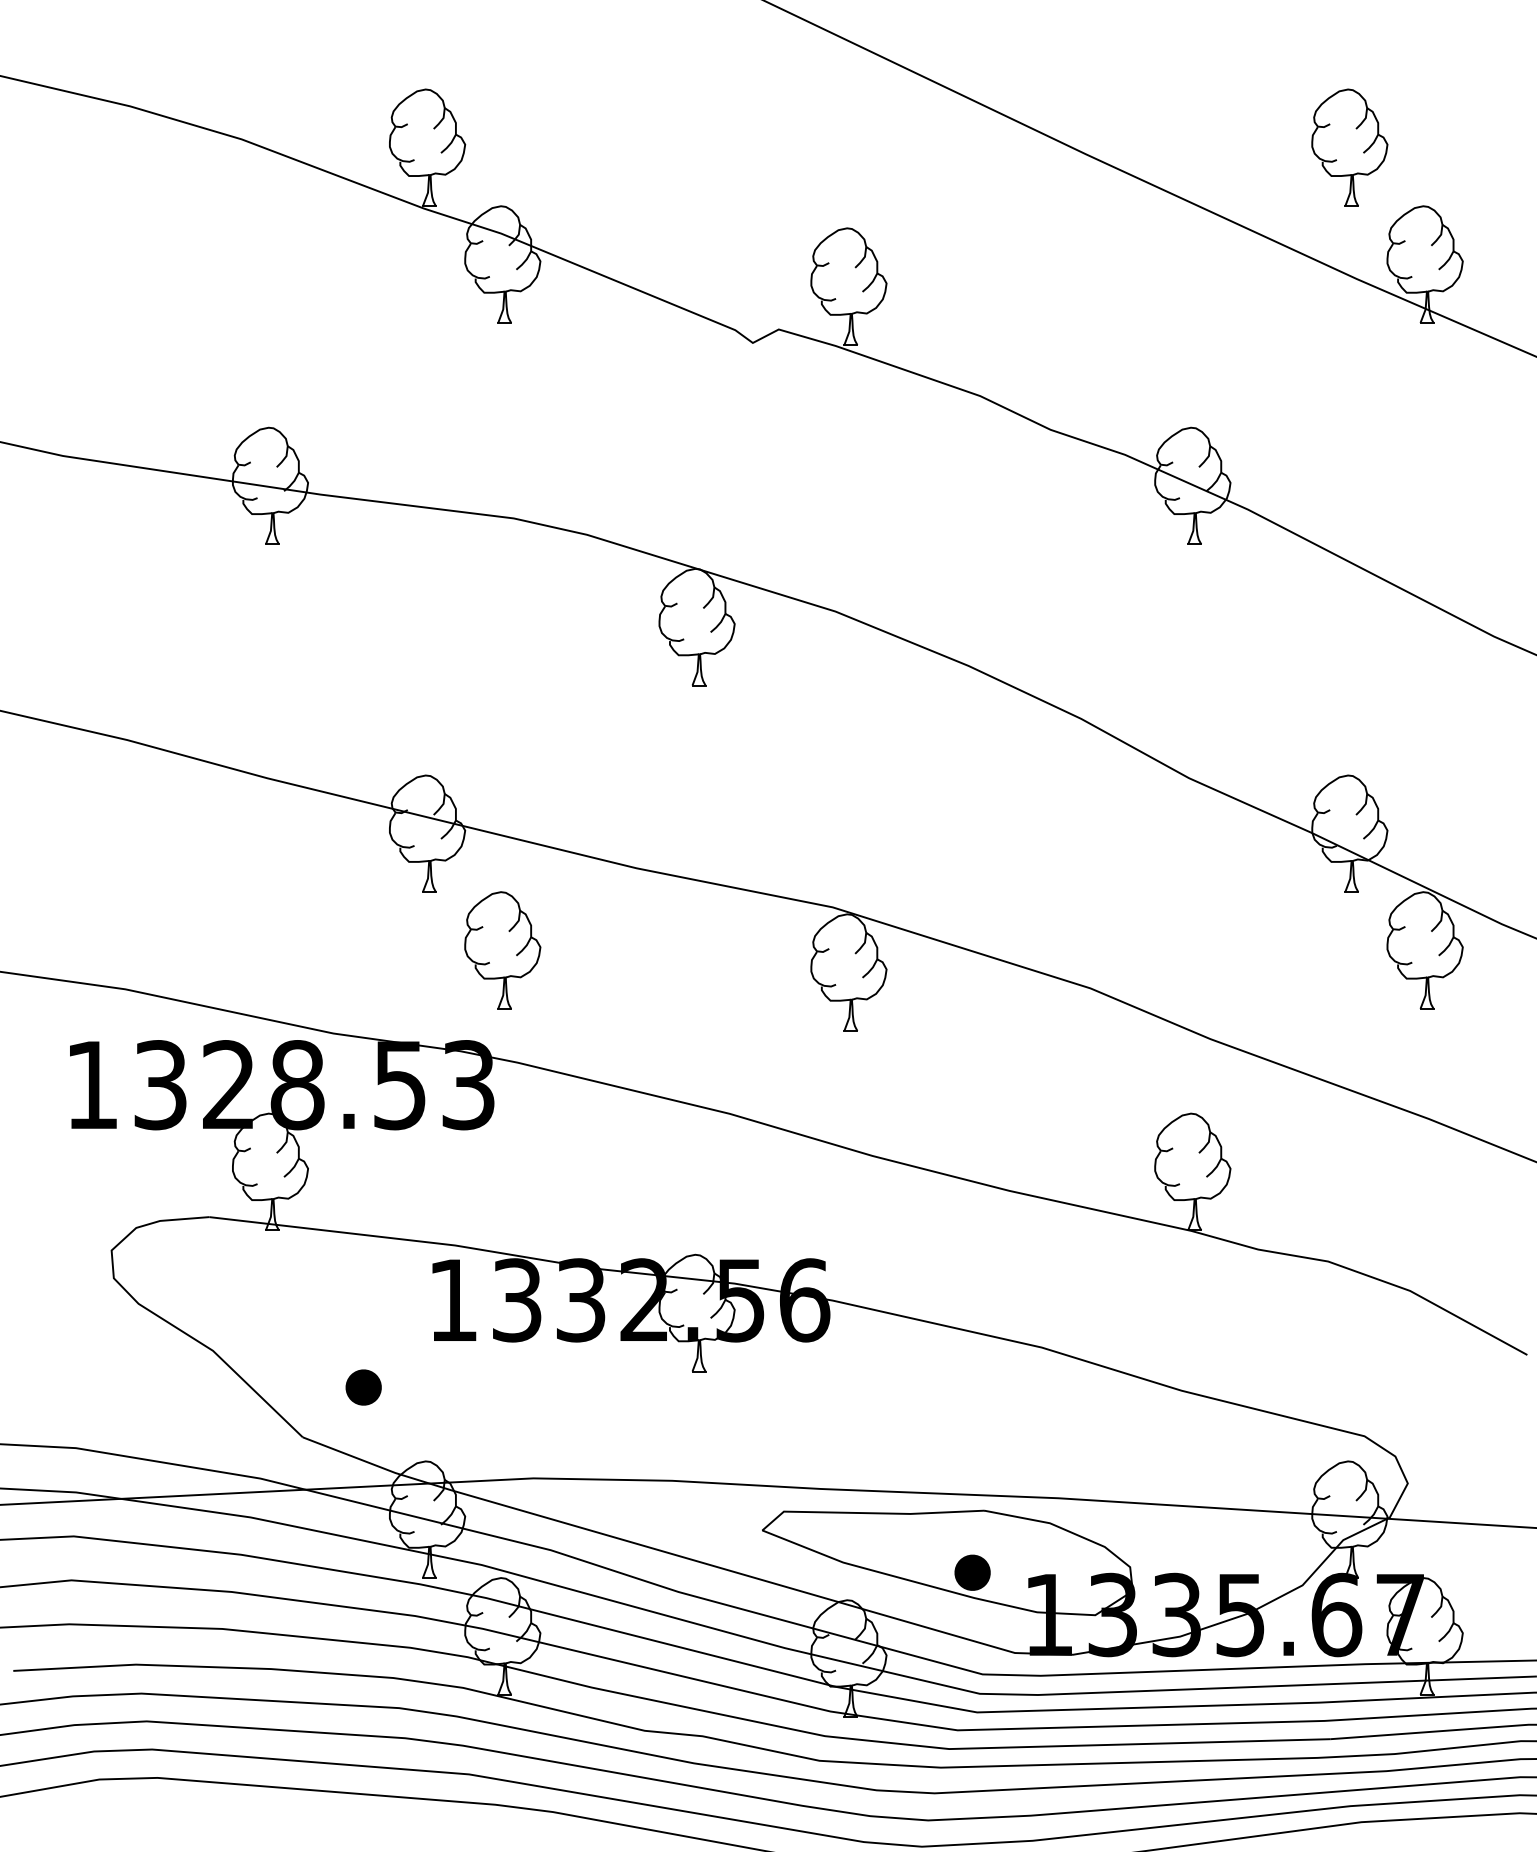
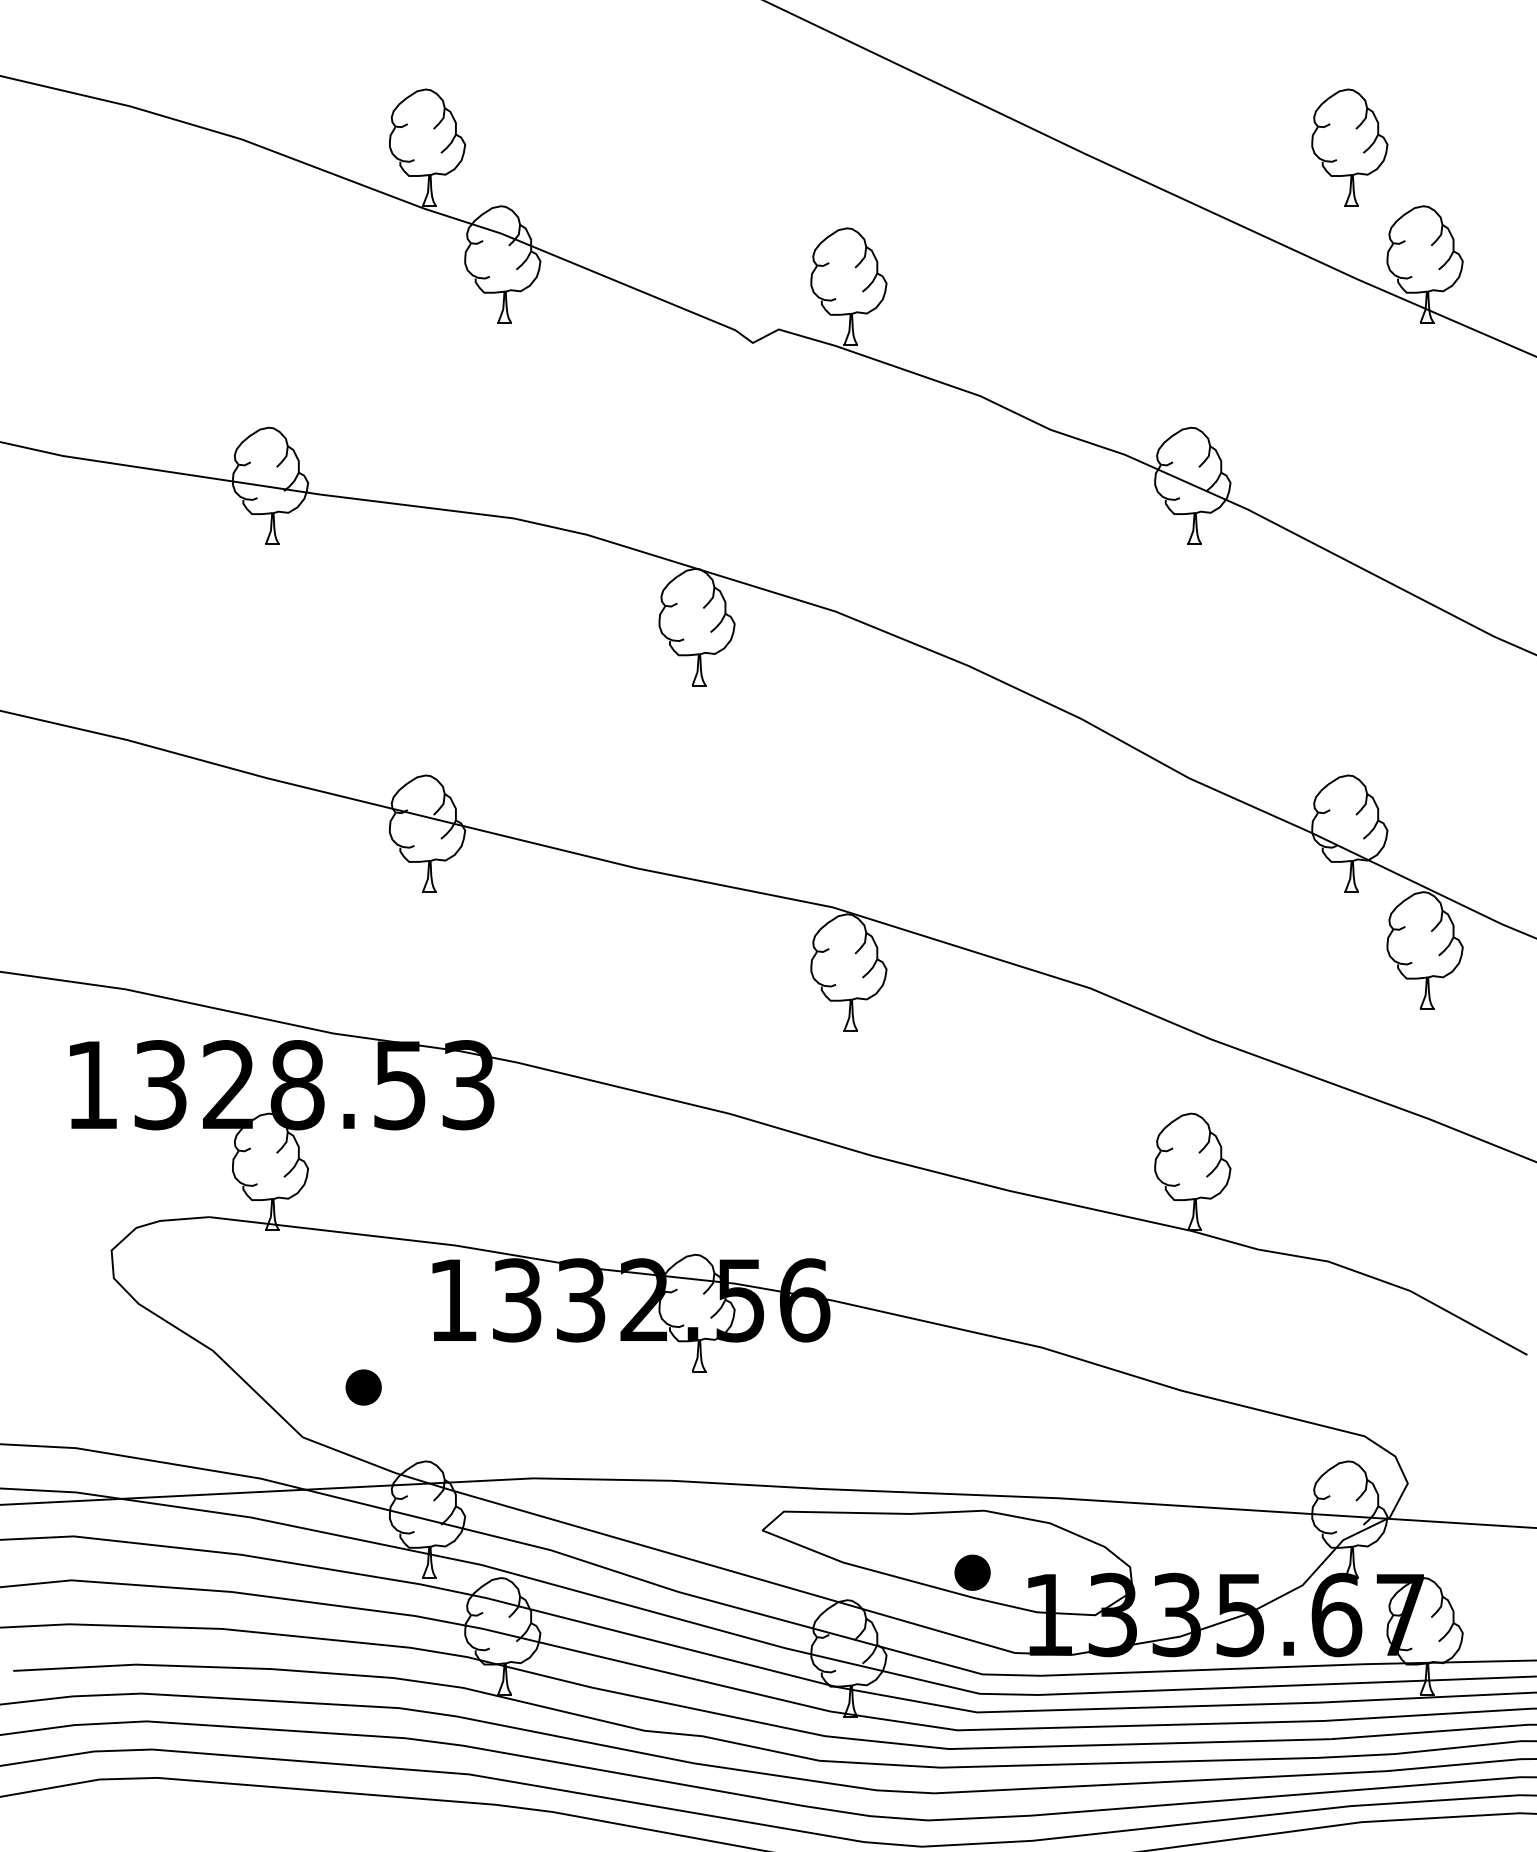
part: present -> none (502, 950)
